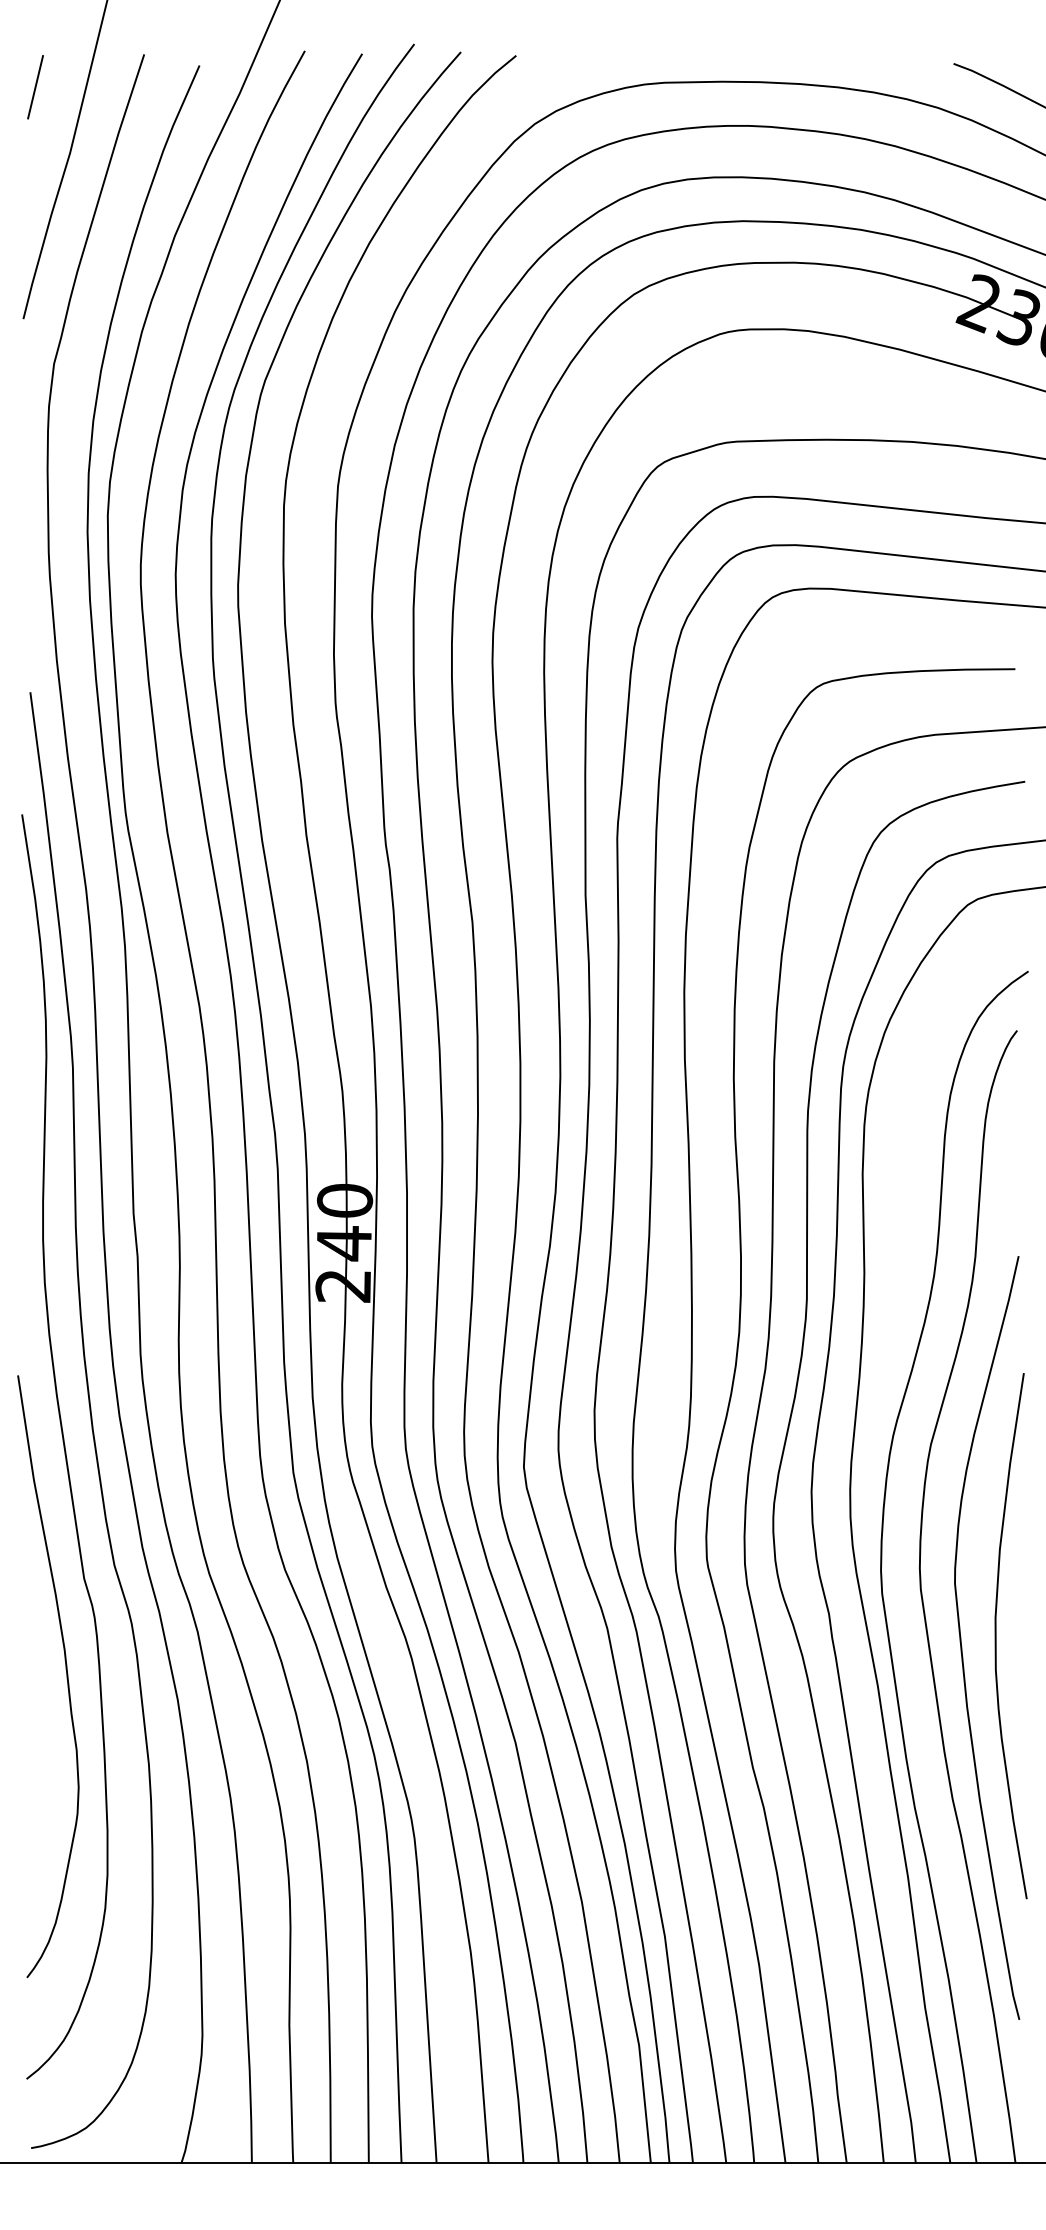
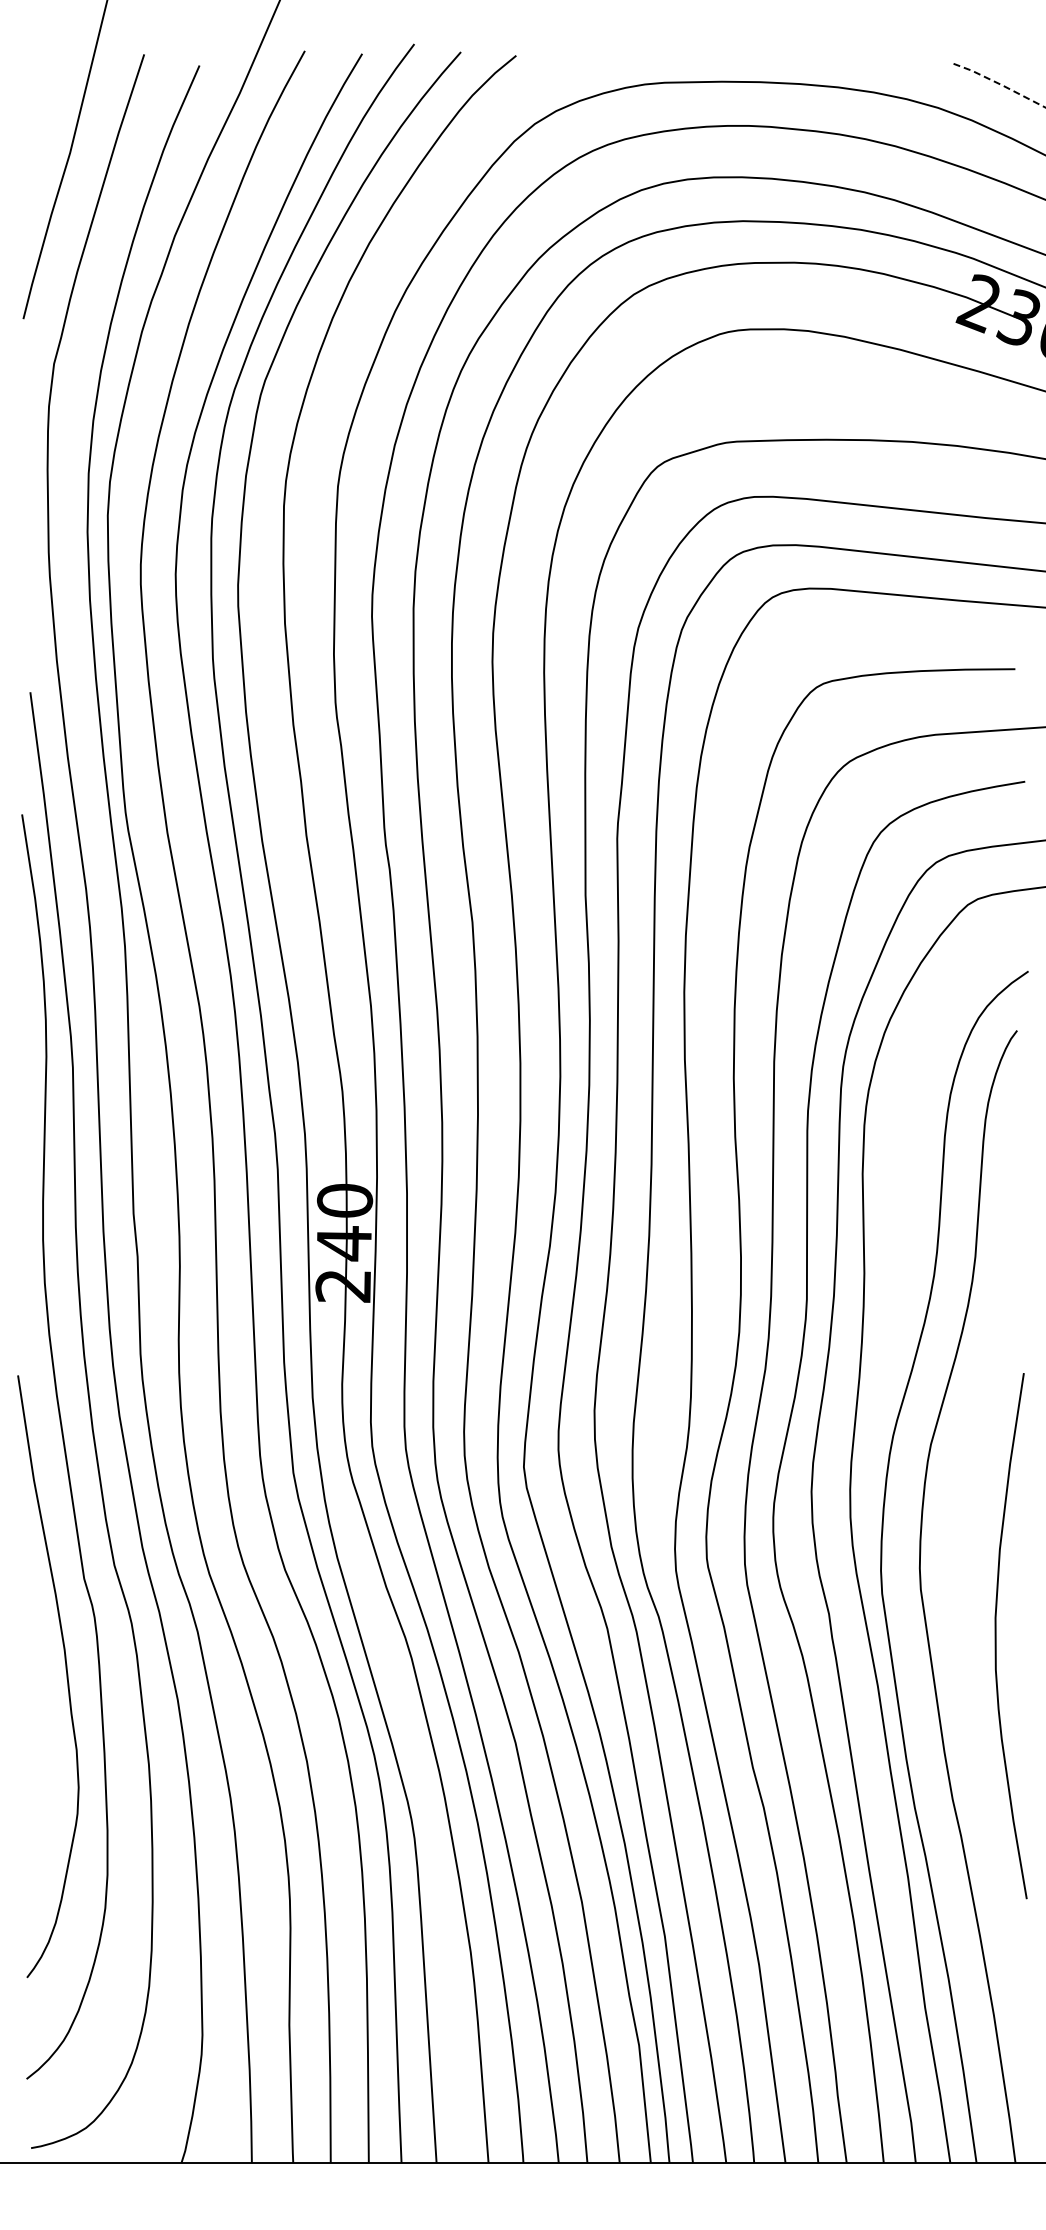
line: solid -> dashed (1000, 84)
line: present -> none (35, 87)
curve: present -> none (961, 1637)
